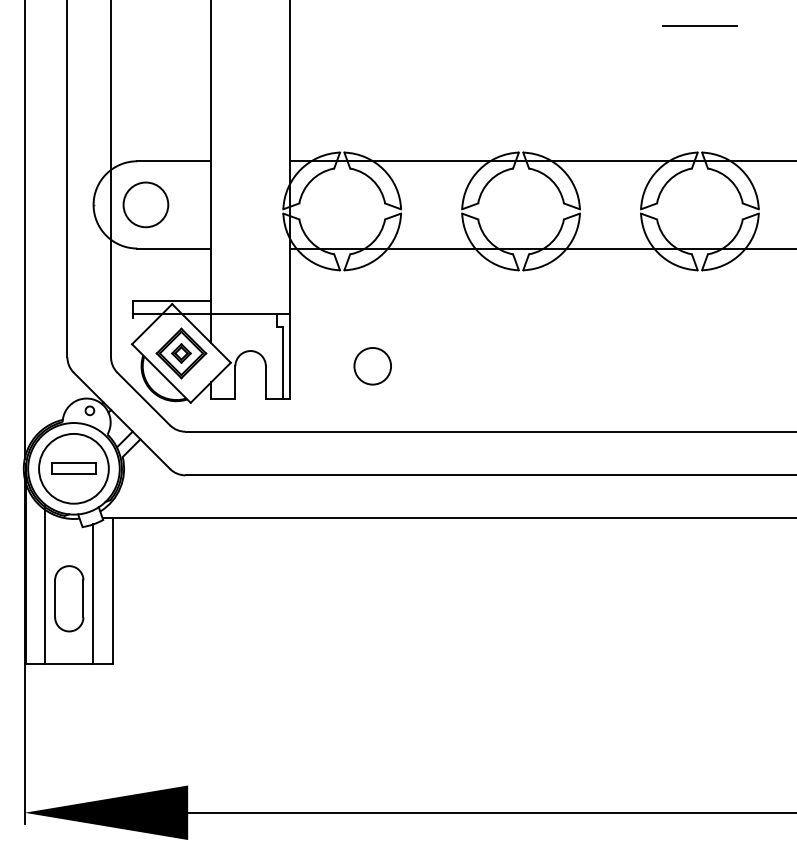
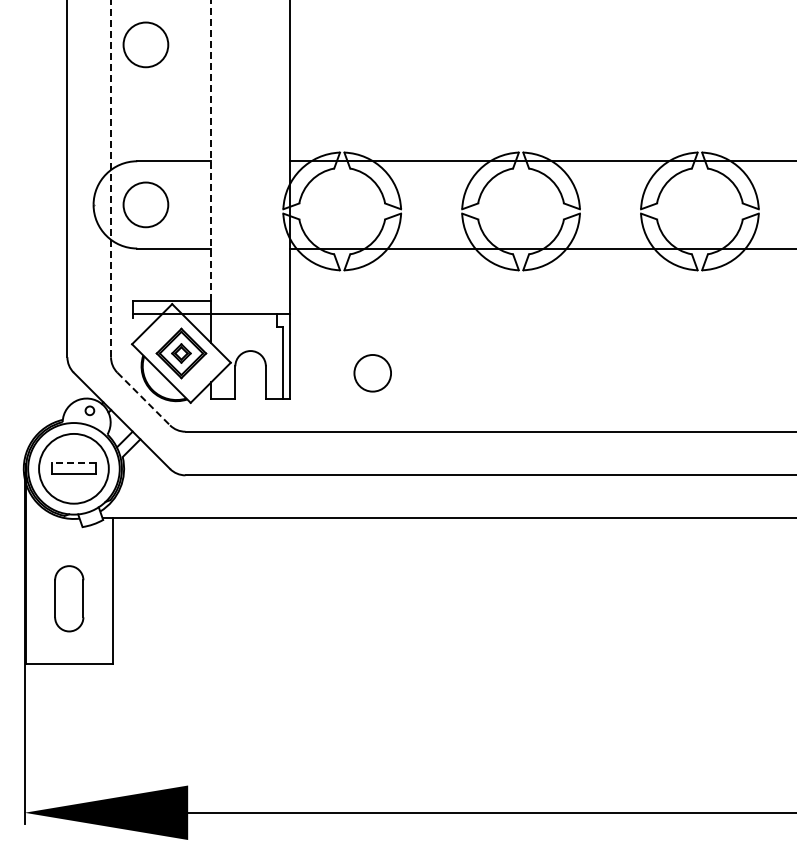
line: present -> none (699, 25)
circle: none -> present (145, 44)
line: solid -> dashed (211, 149)
line: solid -> dashed (111, 178)
line: present -> none (24, 230)
circle position: (372, 366) -> (372, 373) (372, 373)
line: solid -> dashed (144, 399)
line: solid -> dashed (73, 463)
line: present -> none (45, 584)
line: present -> none (93, 594)
